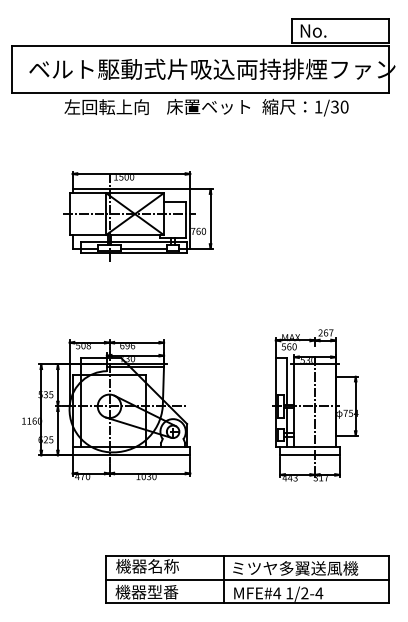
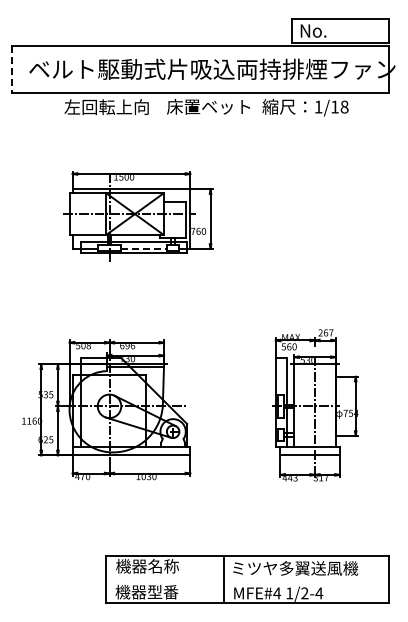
line: solid -> dashed (12, 69)
text: 1/30 -> 1/18 (339, 106)
line: solid -> dashed (144, 248)
line: present -> none (247, 579)
